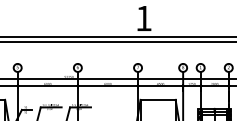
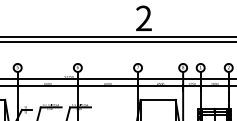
text: 1 -> 2 (143, 17)
